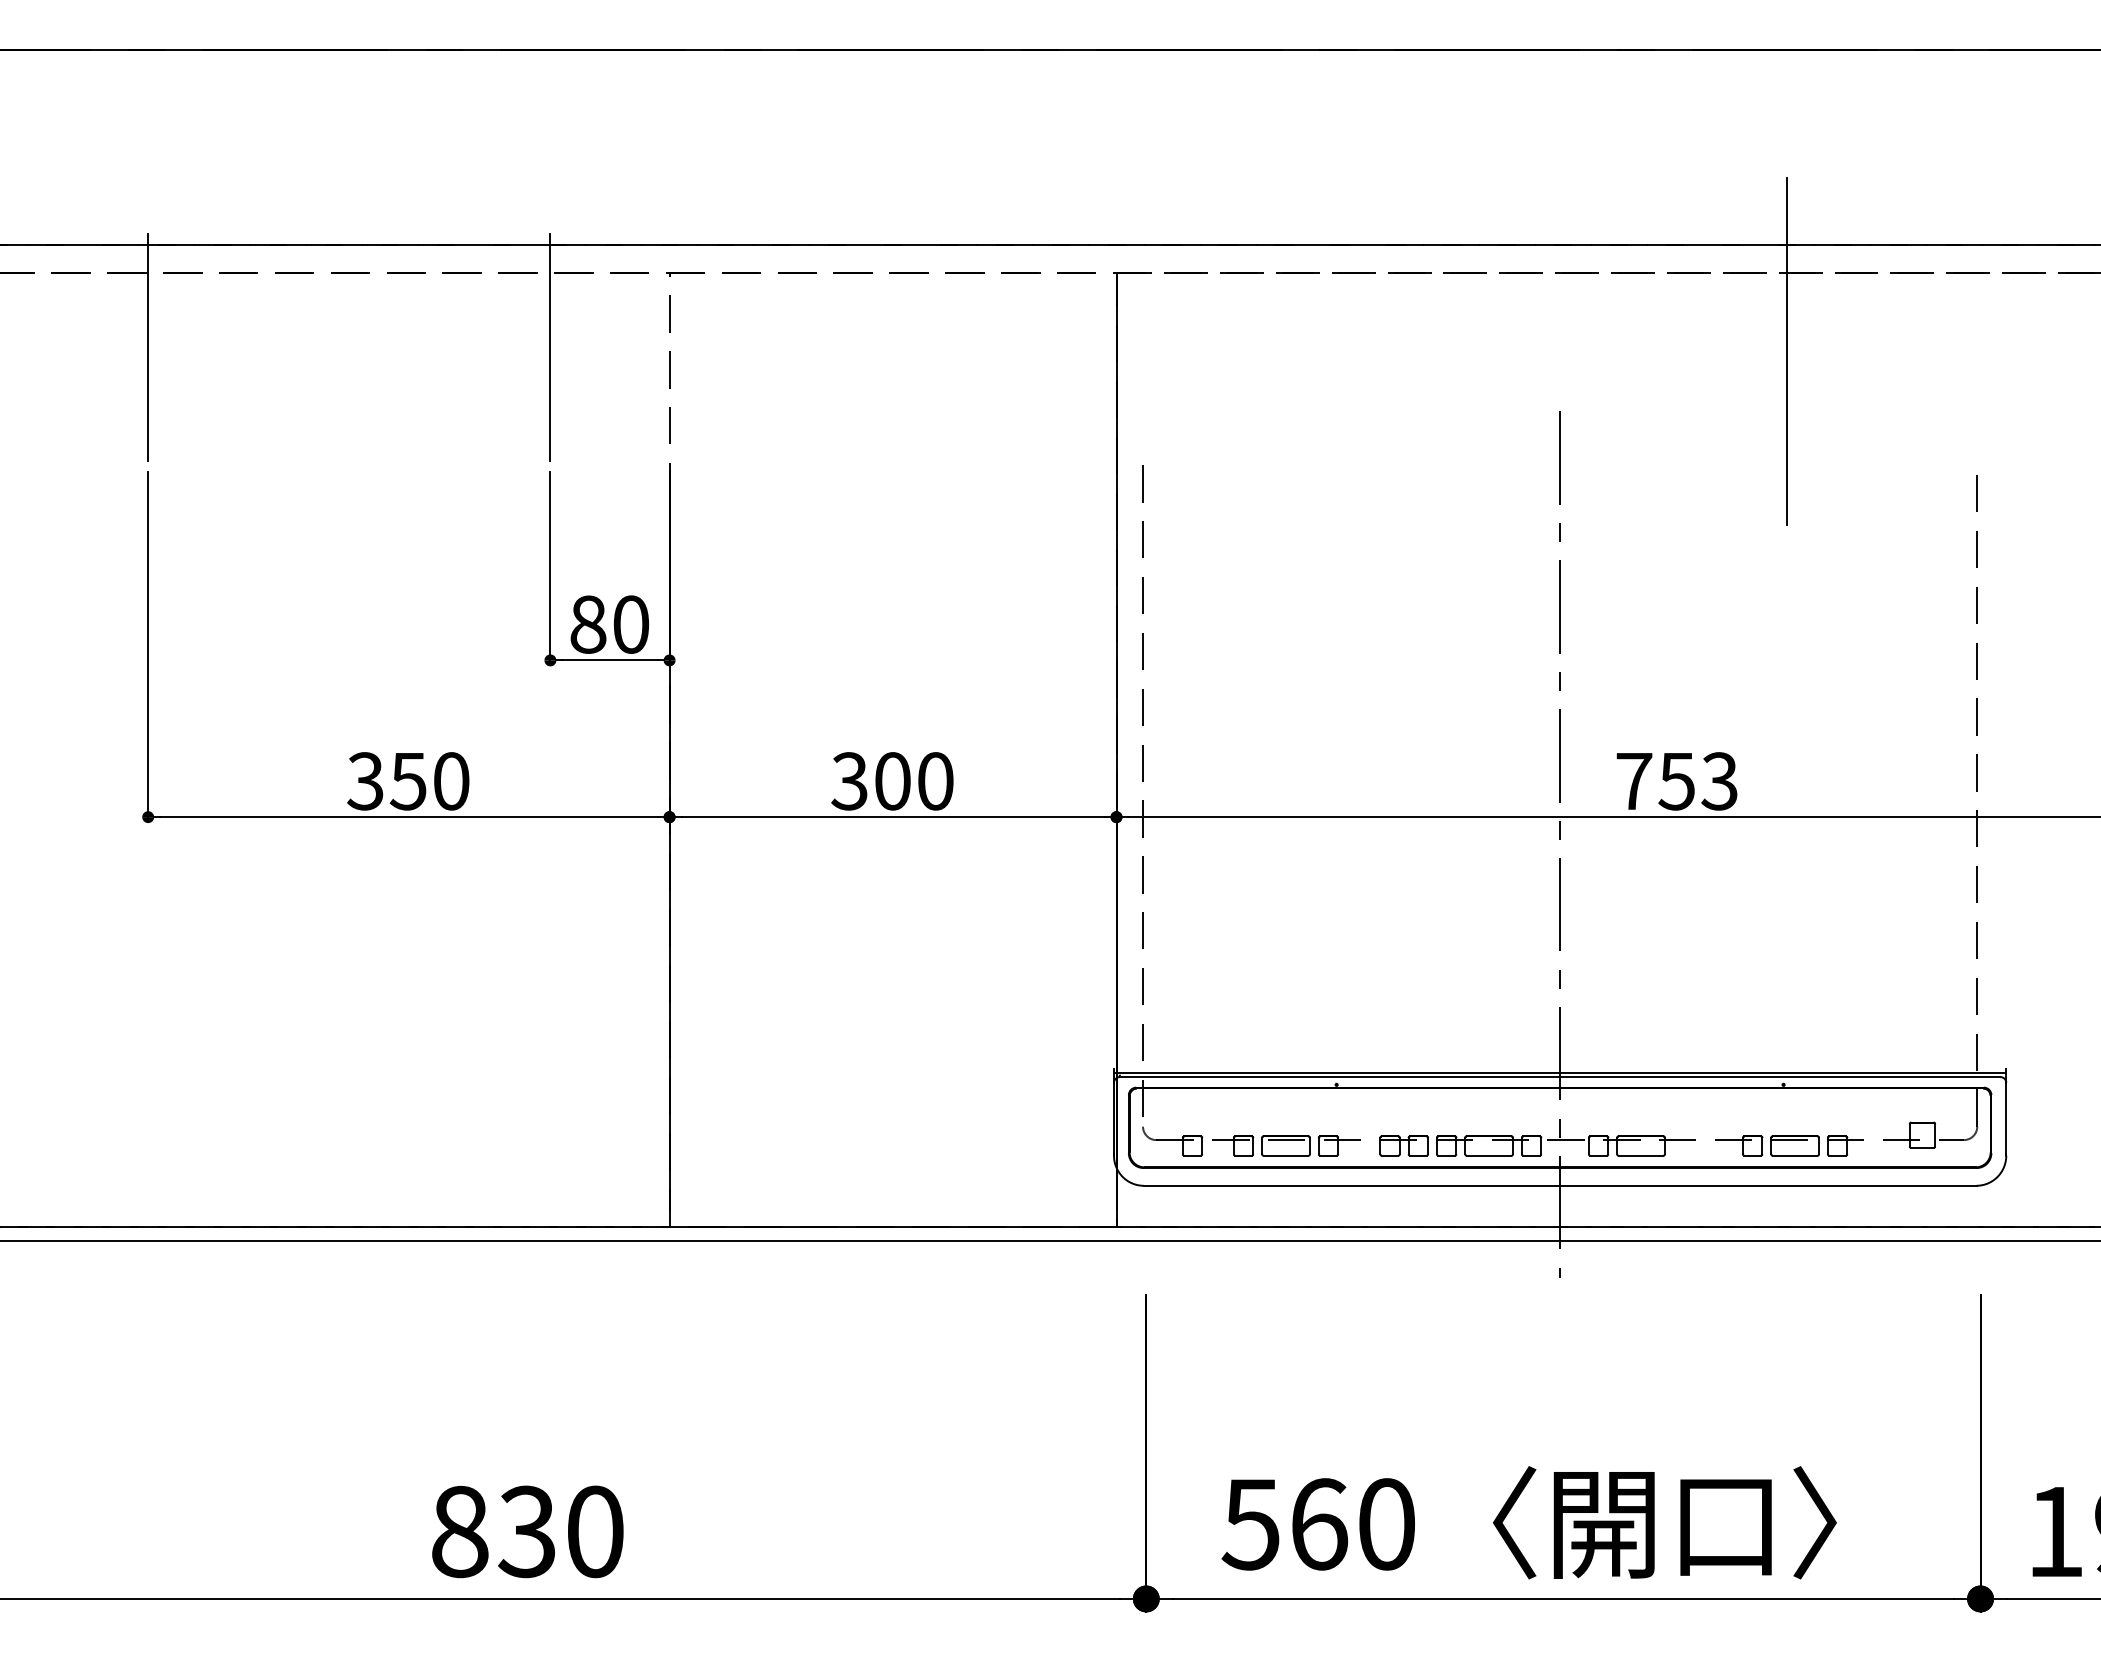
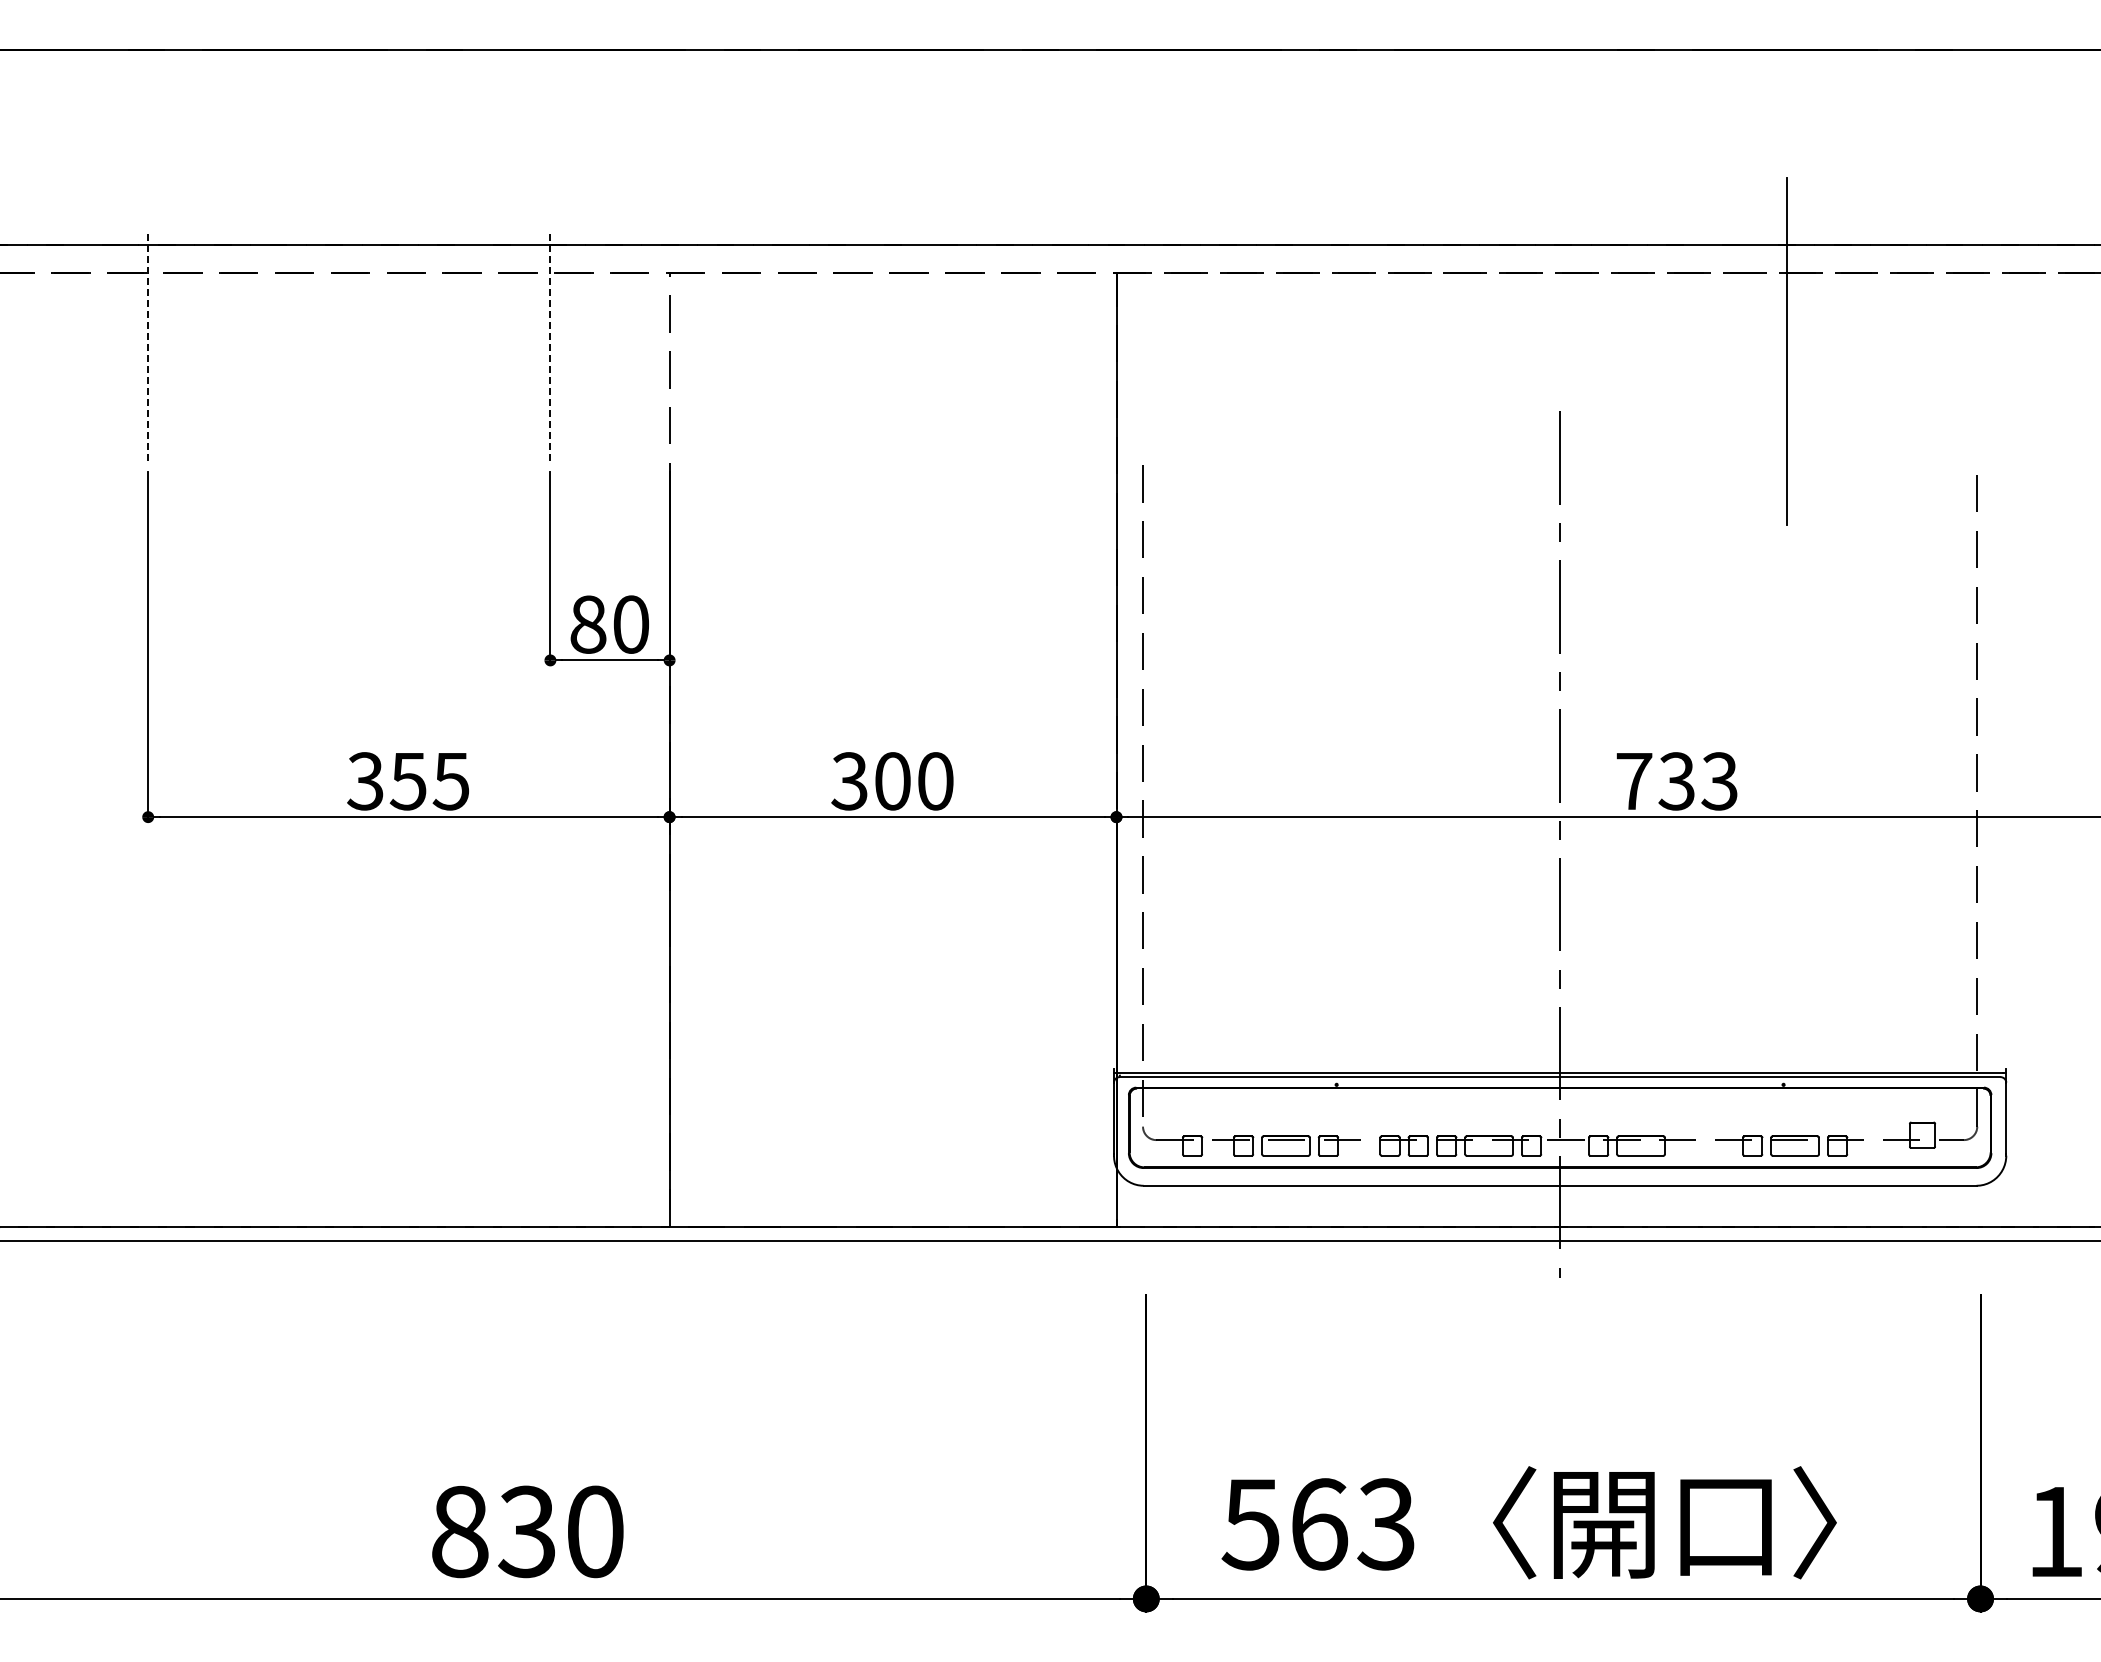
line: solid -> dashed (148, 348)
line: solid -> dashed (550, 348)
text: 350 -> 355 (450, 781)
text: 753 -> 733 (1676, 781)
text: 560 -> 563 (1385, 1524)
